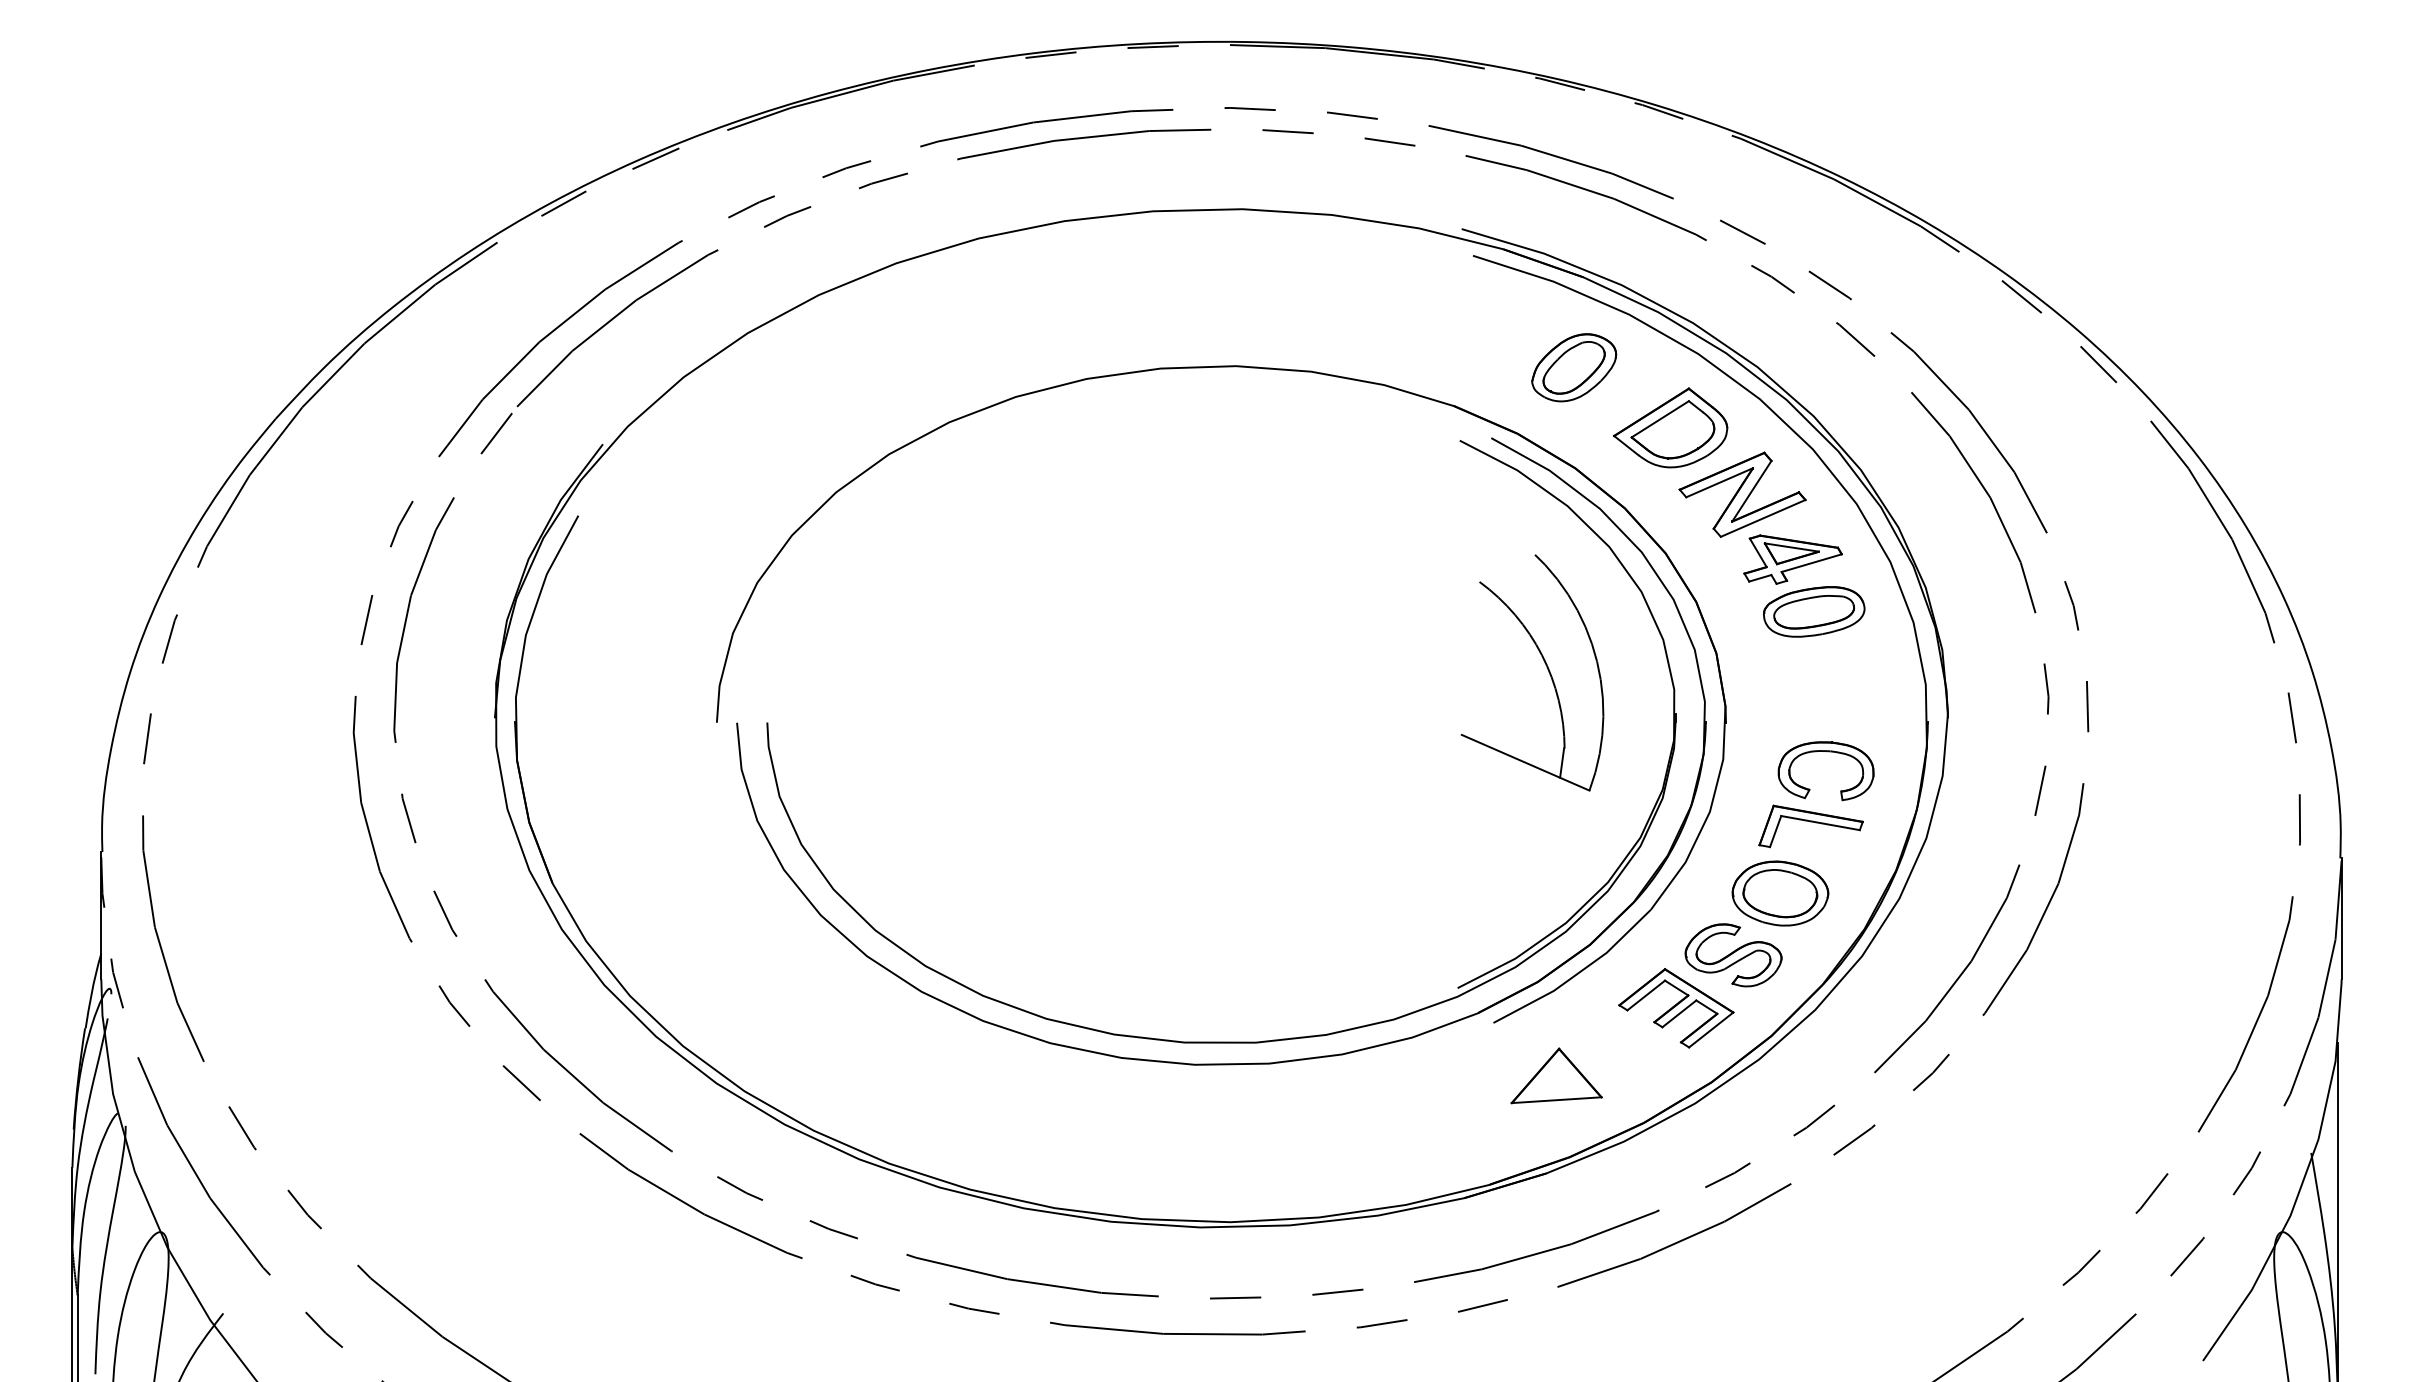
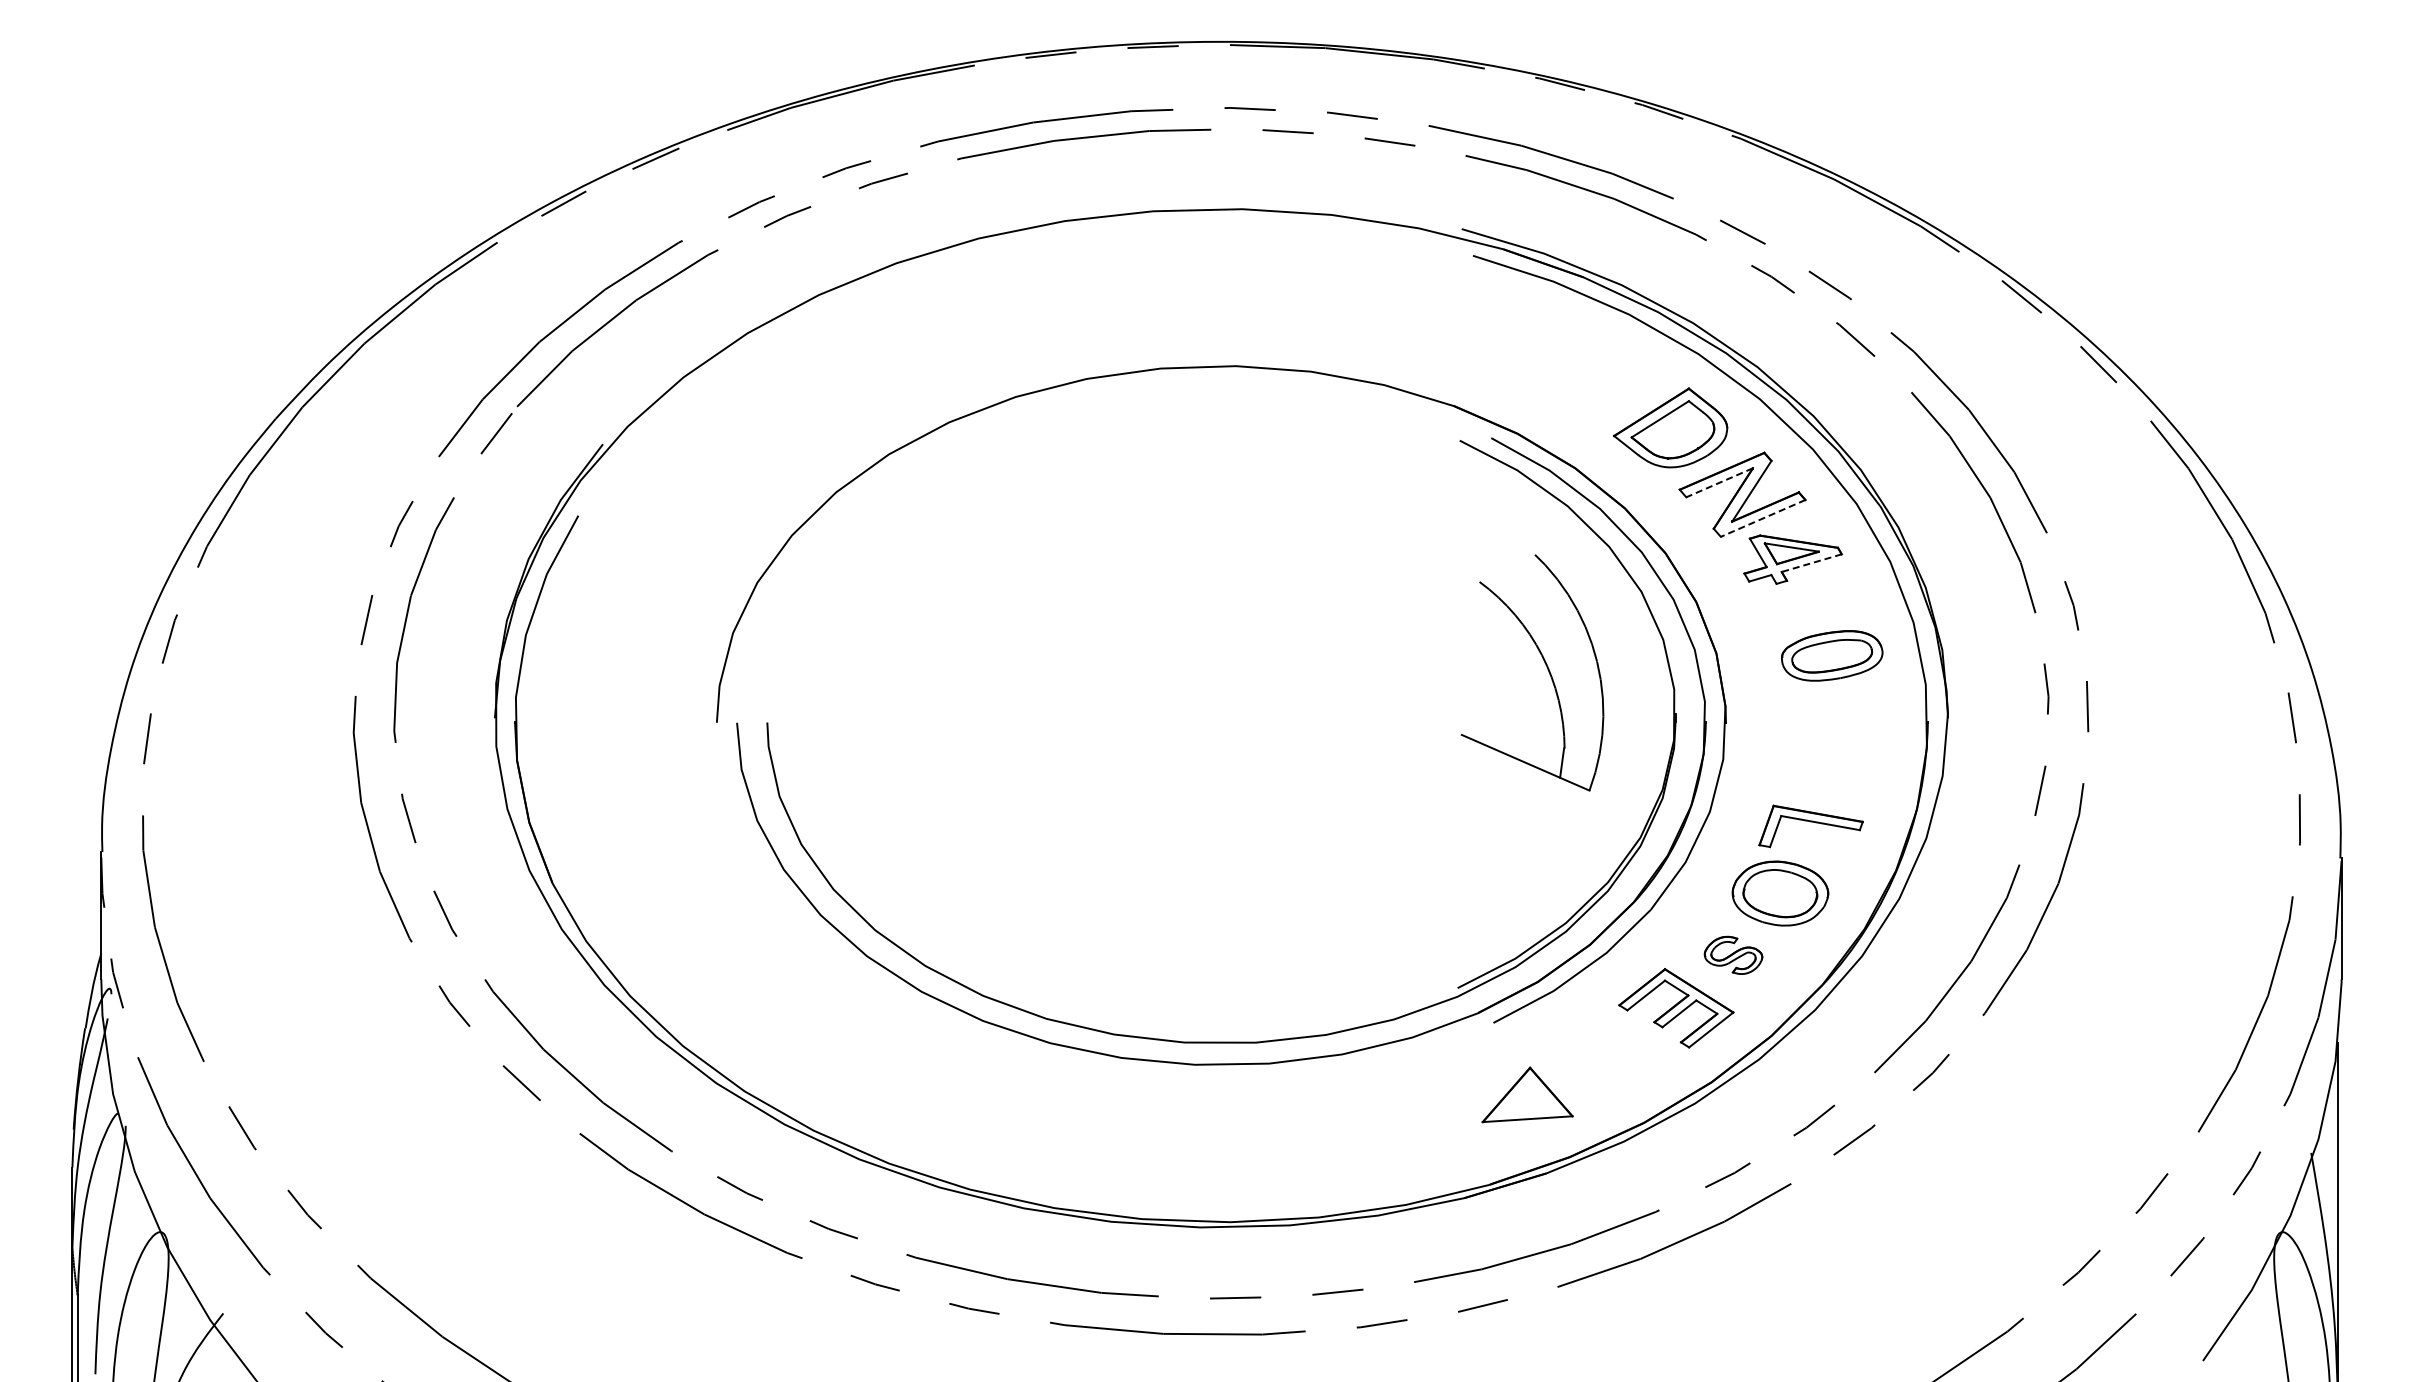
part: present -> none (1574, 367)
line: solid -> dashed (1719, 482)
line: solid -> dashed (1762, 518)
line: solid -> dashed (1811, 563)
part position: (1814, 611) -> (1832, 655) (1832, 655)
part: present -> none (1827, 752)
part size: 99x65 px -> 61x40 px (1733, 954)
part position: (1556, 1075) -> (1527, 1094) (1527, 1094)
